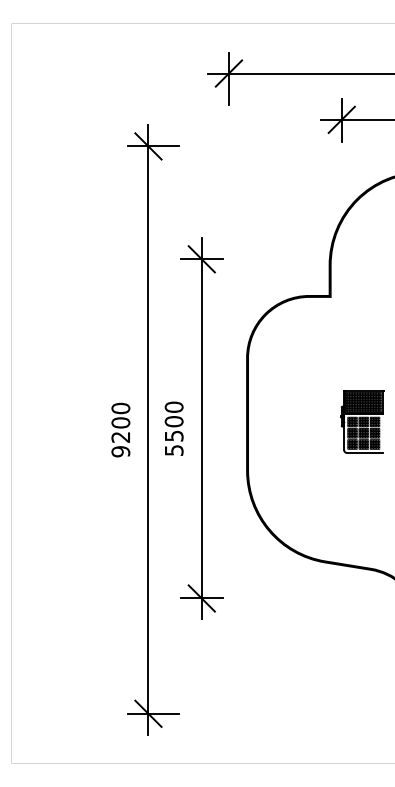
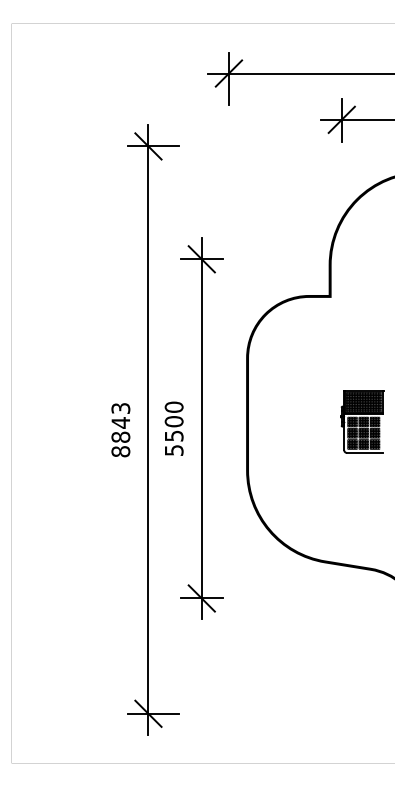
text: 9200 -> 8843 (120, 429)
